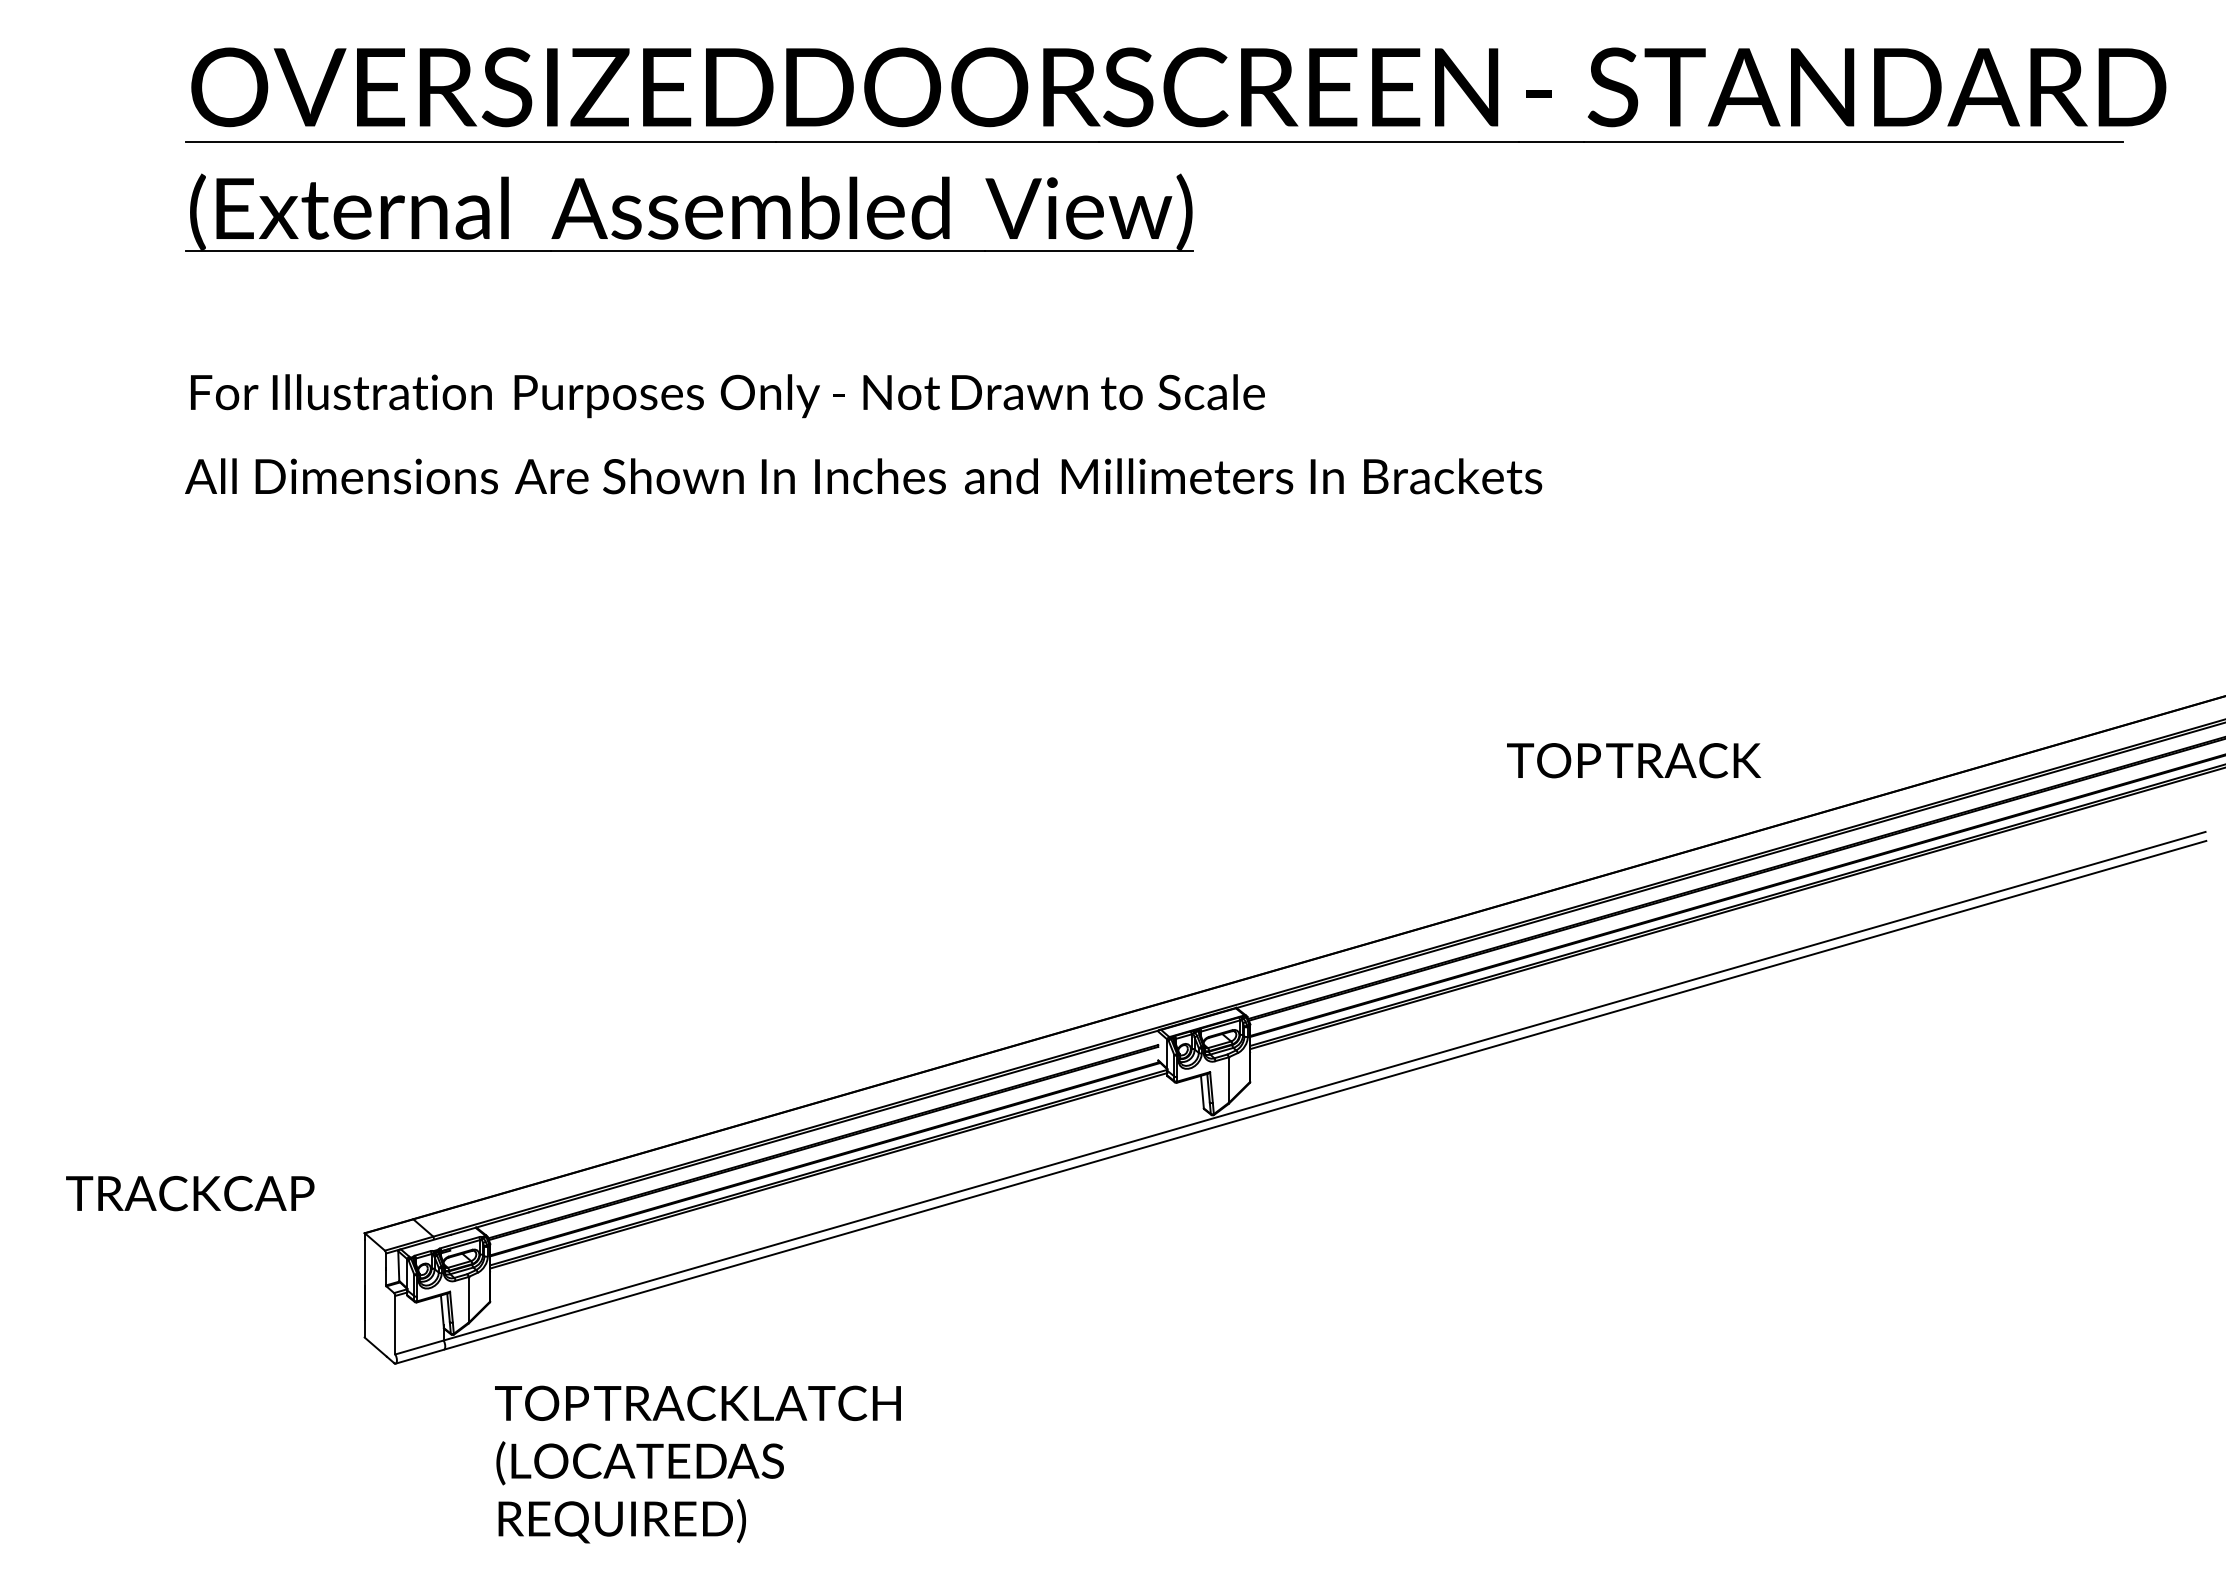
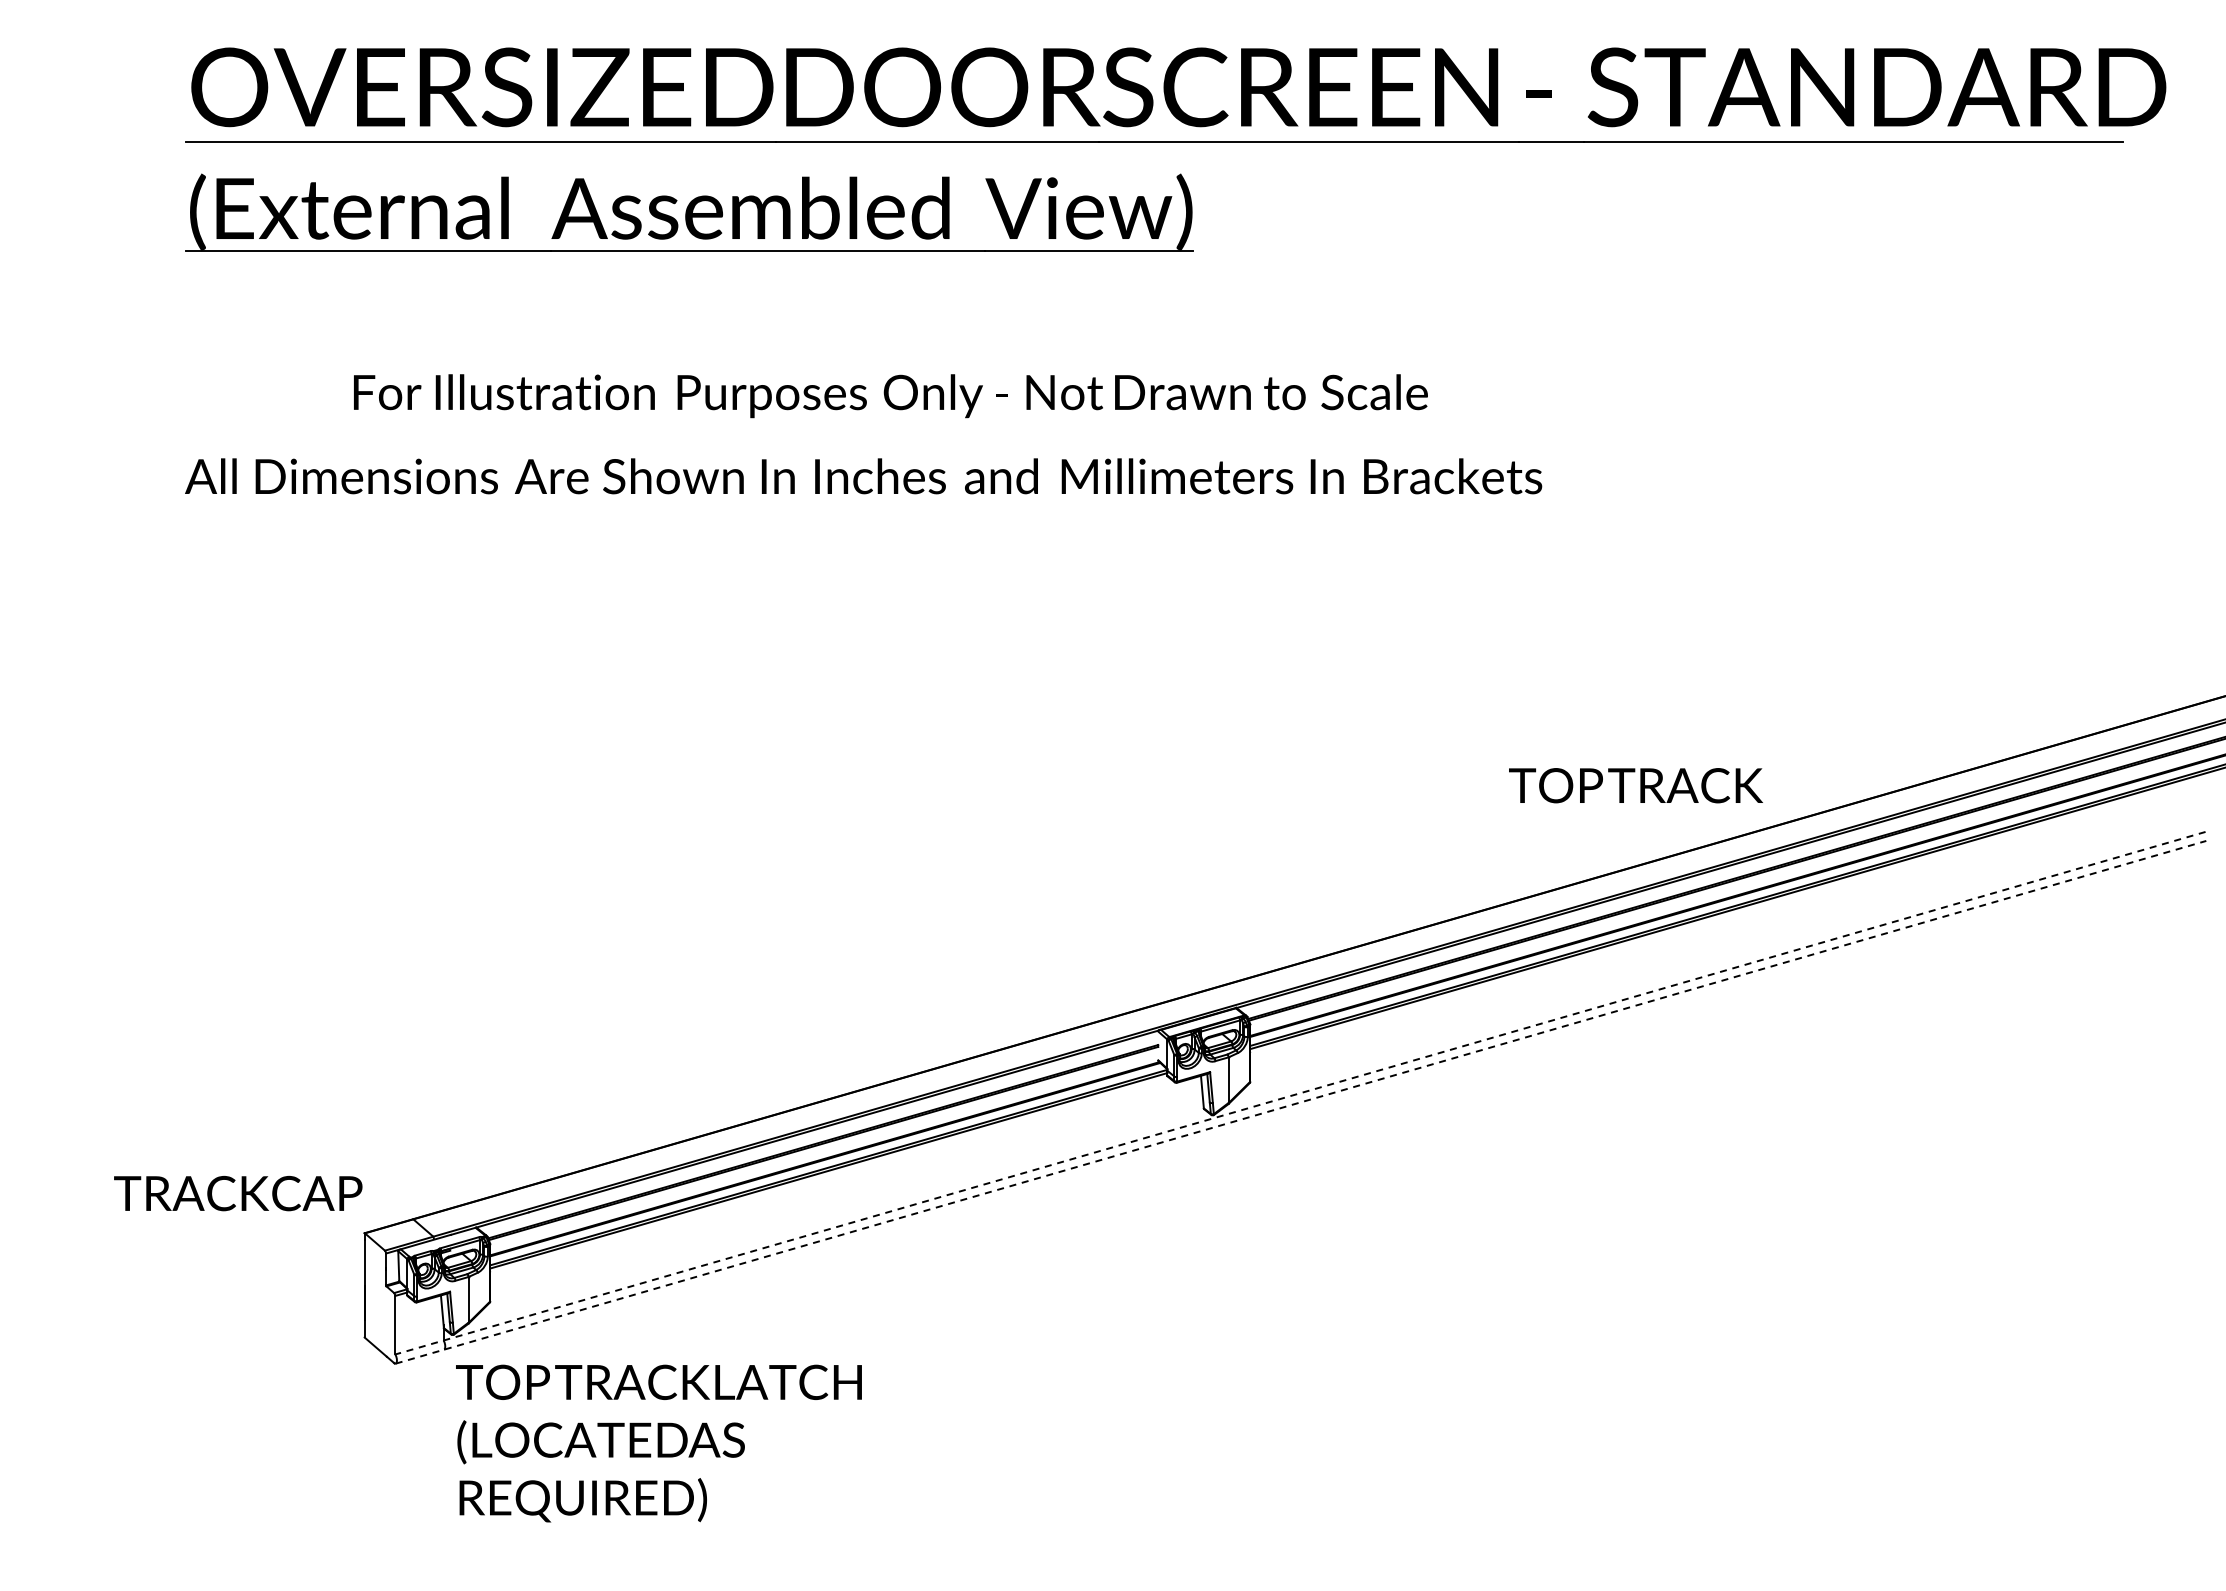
text position: (727, 396) -> (890, 396) (890, 396)
text position: (1633, 760) -> (1635, 785) (1635, 785)
line: solid -> dashed (1299, 1093)
line: solid -> dashed (1301, 1102)
text position: (190, 1193) -> (238, 1193) (238, 1193)
text position: (697, 1464) -> (658, 1443) (658, 1443)
